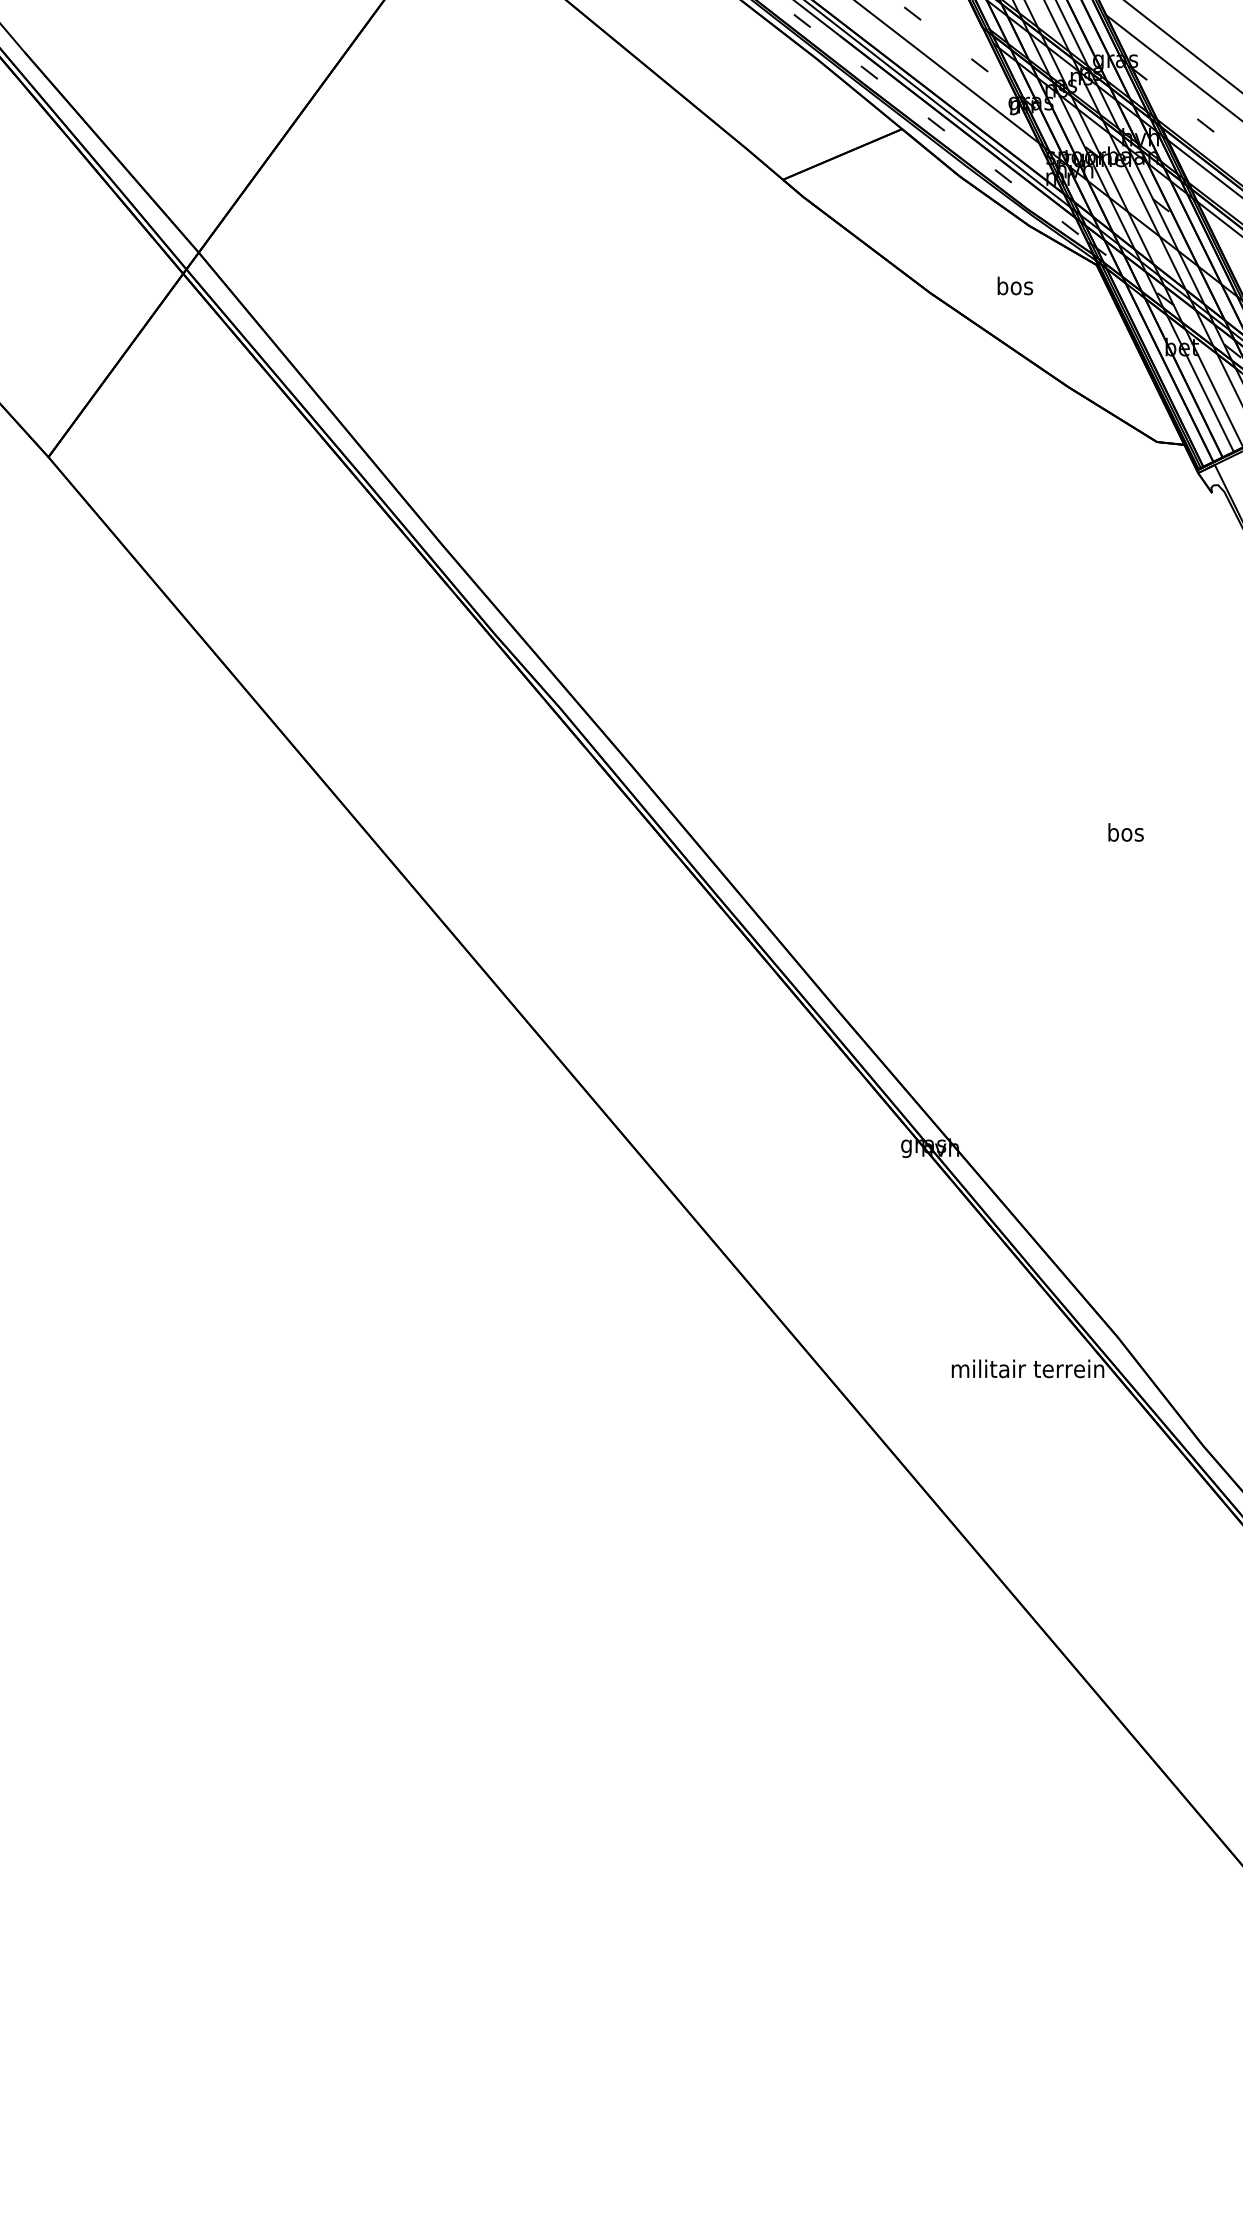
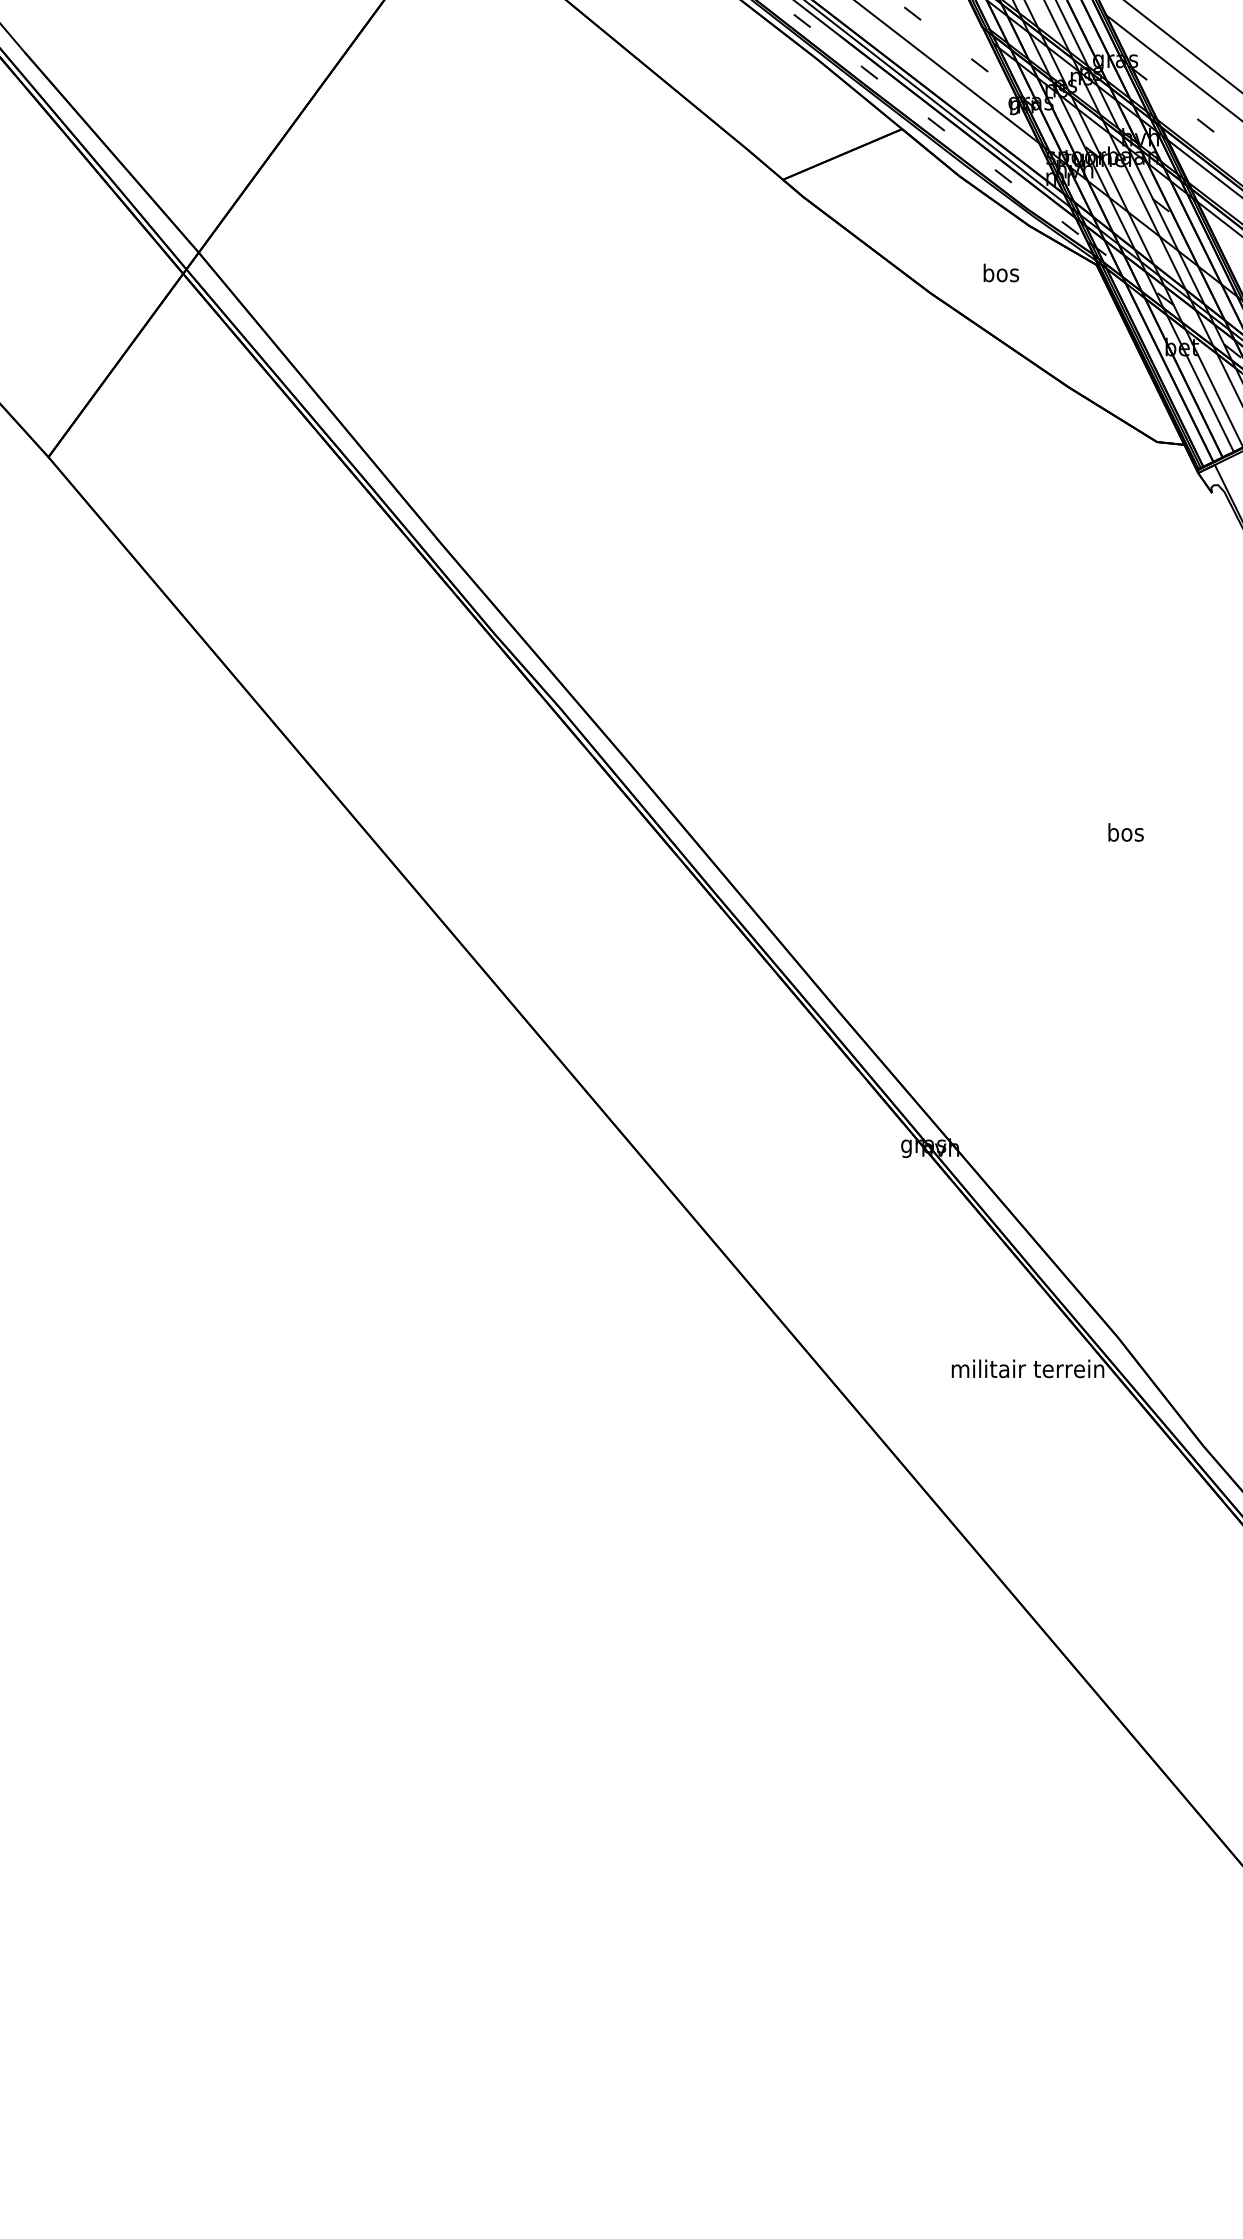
text position: (1015, 285) -> (1001, 272) (1001, 272)
